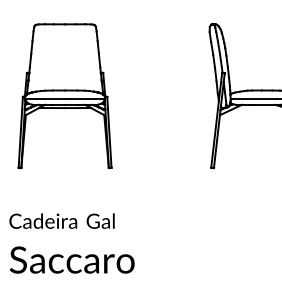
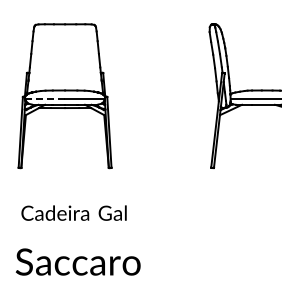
line: solid -> dashed (45, 98)
text position: (61, 220) -> (73, 212) (73, 212)
text position: (71, 259) -> (77, 261) (77, 261)
